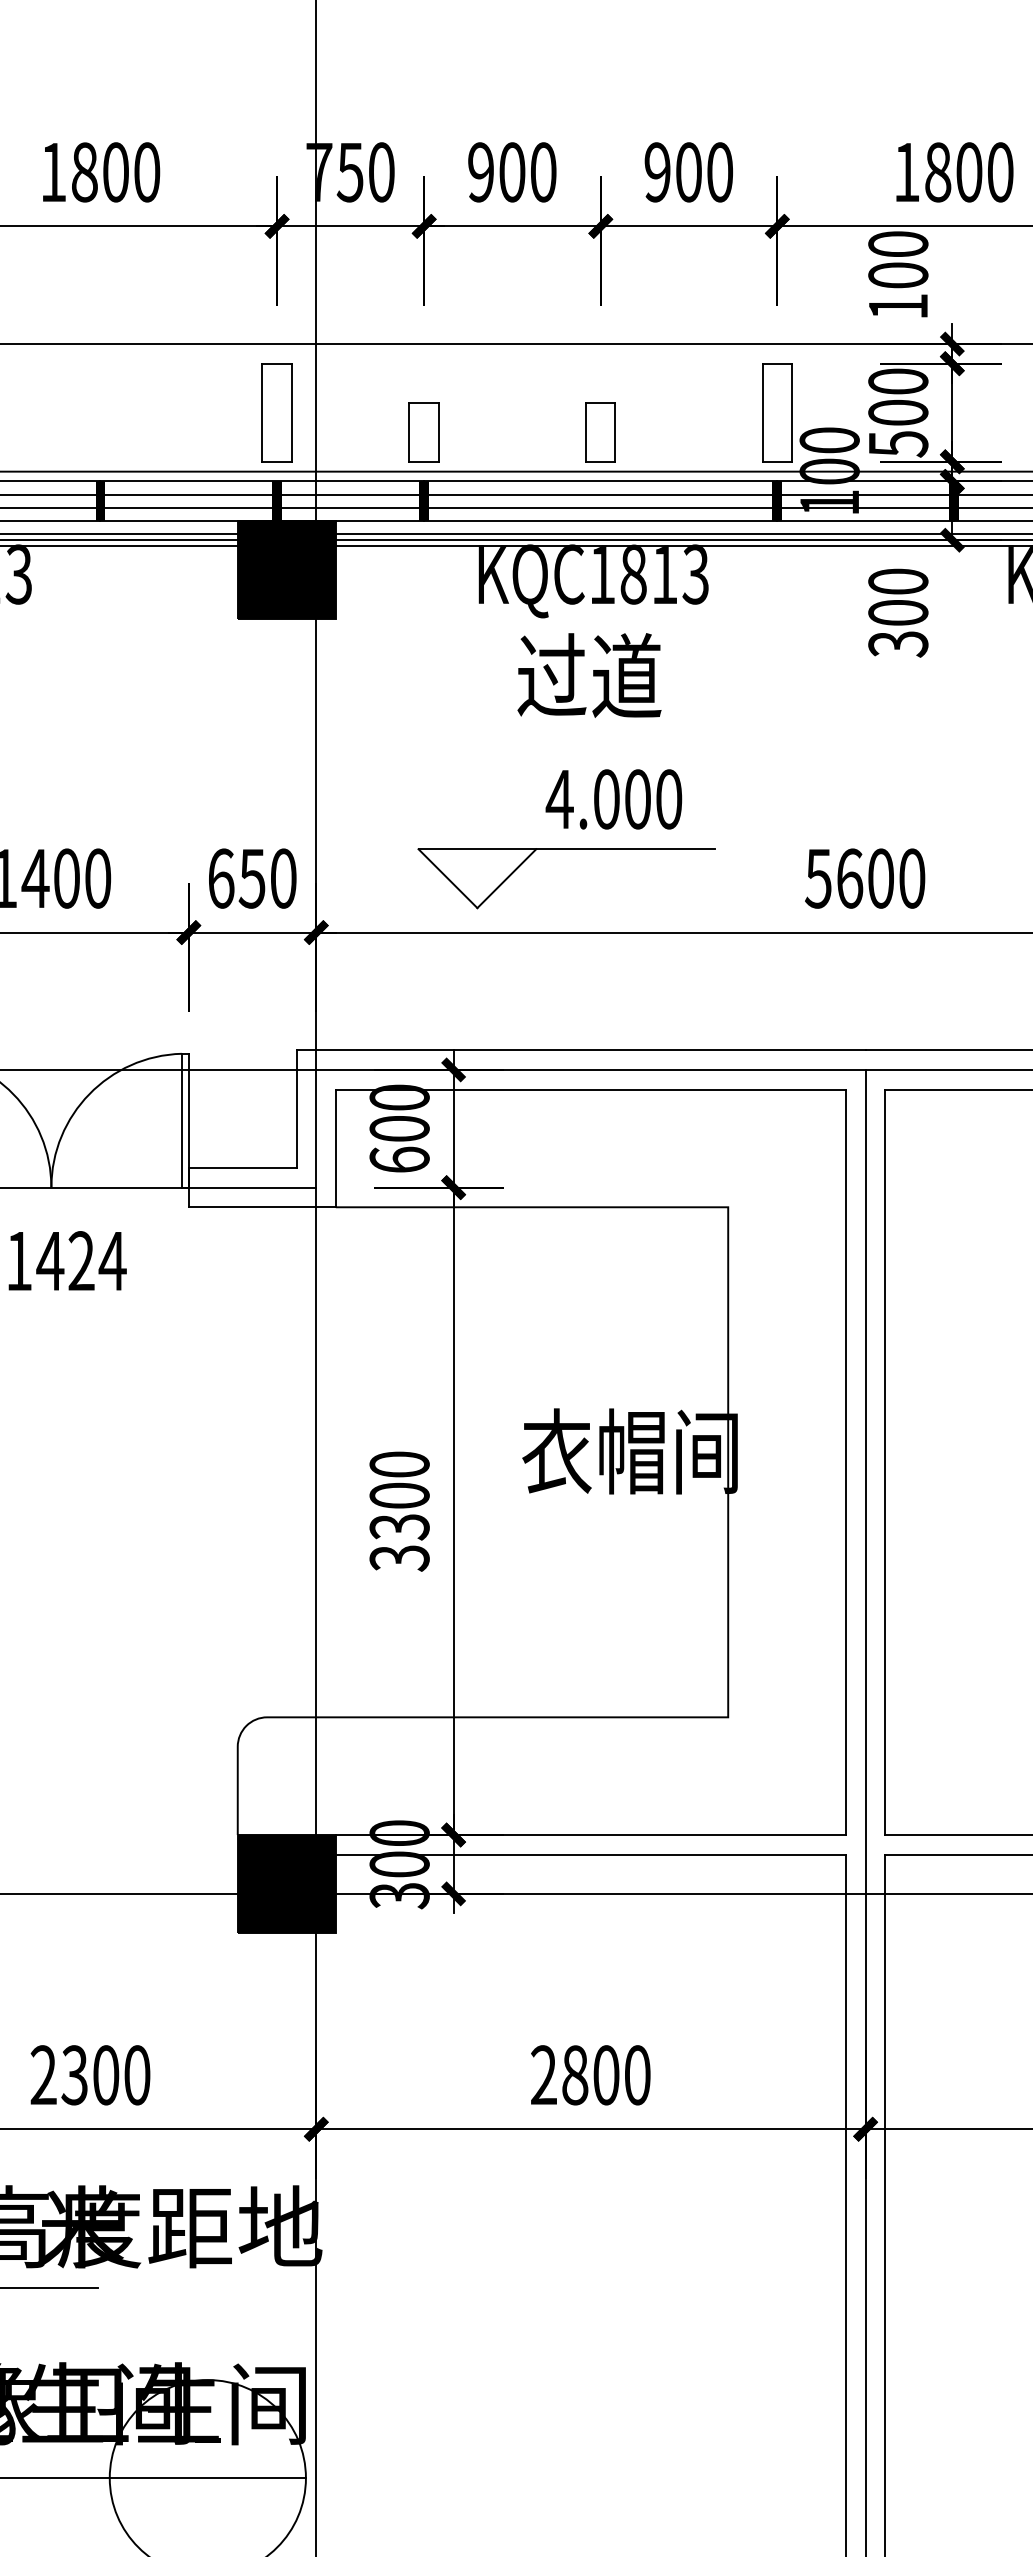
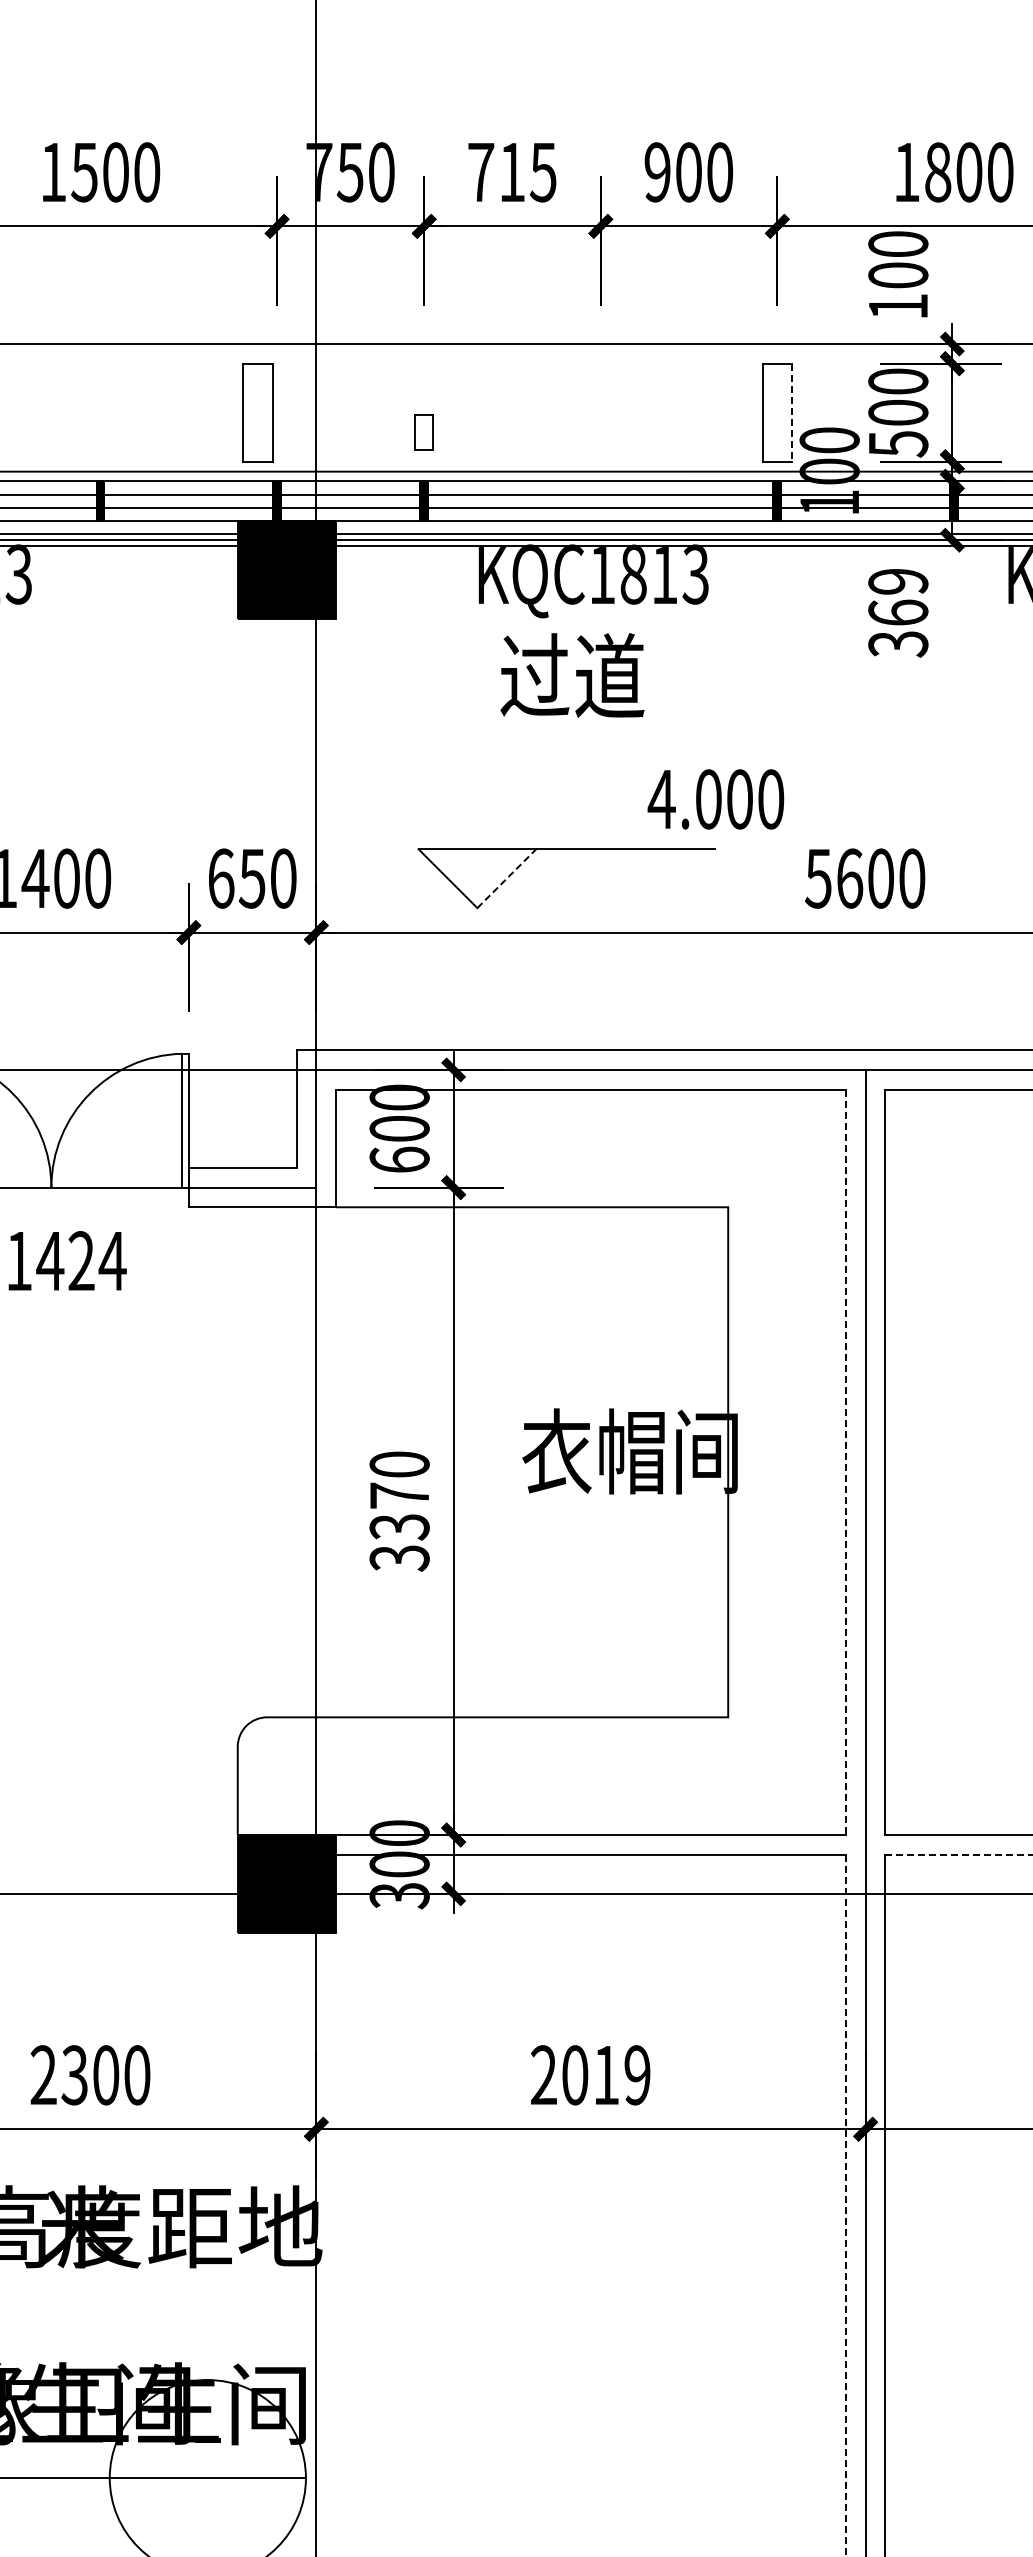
text: 1800 -> 1500 (84, 172)
text: 900 -> 715 (512, 172)
part position: (276, 412) -> (257, 412) (257, 412)
line: solid -> dashed (791, 413)
part size: 32x61 px -> 20x37 px (423, 432)
part: present -> none (600, 432)
text: 300 -> 369 (898, 596)
text position: (589, 675) -> (572, 675) (572, 675)
text position: (613, 799) -> (715, 799) (715, 799)
line: solid -> dashed (506, 878)
line: solid -> dashed (845, 1462)
text: 3300 -> 3370 (399, 1495)
line: solid -> dashed (959, 1854)
text: 2800 -> 2019 (606, 2075)
line: solid -> dashed (845, 2205)
line: present -> none (50, 2288)
